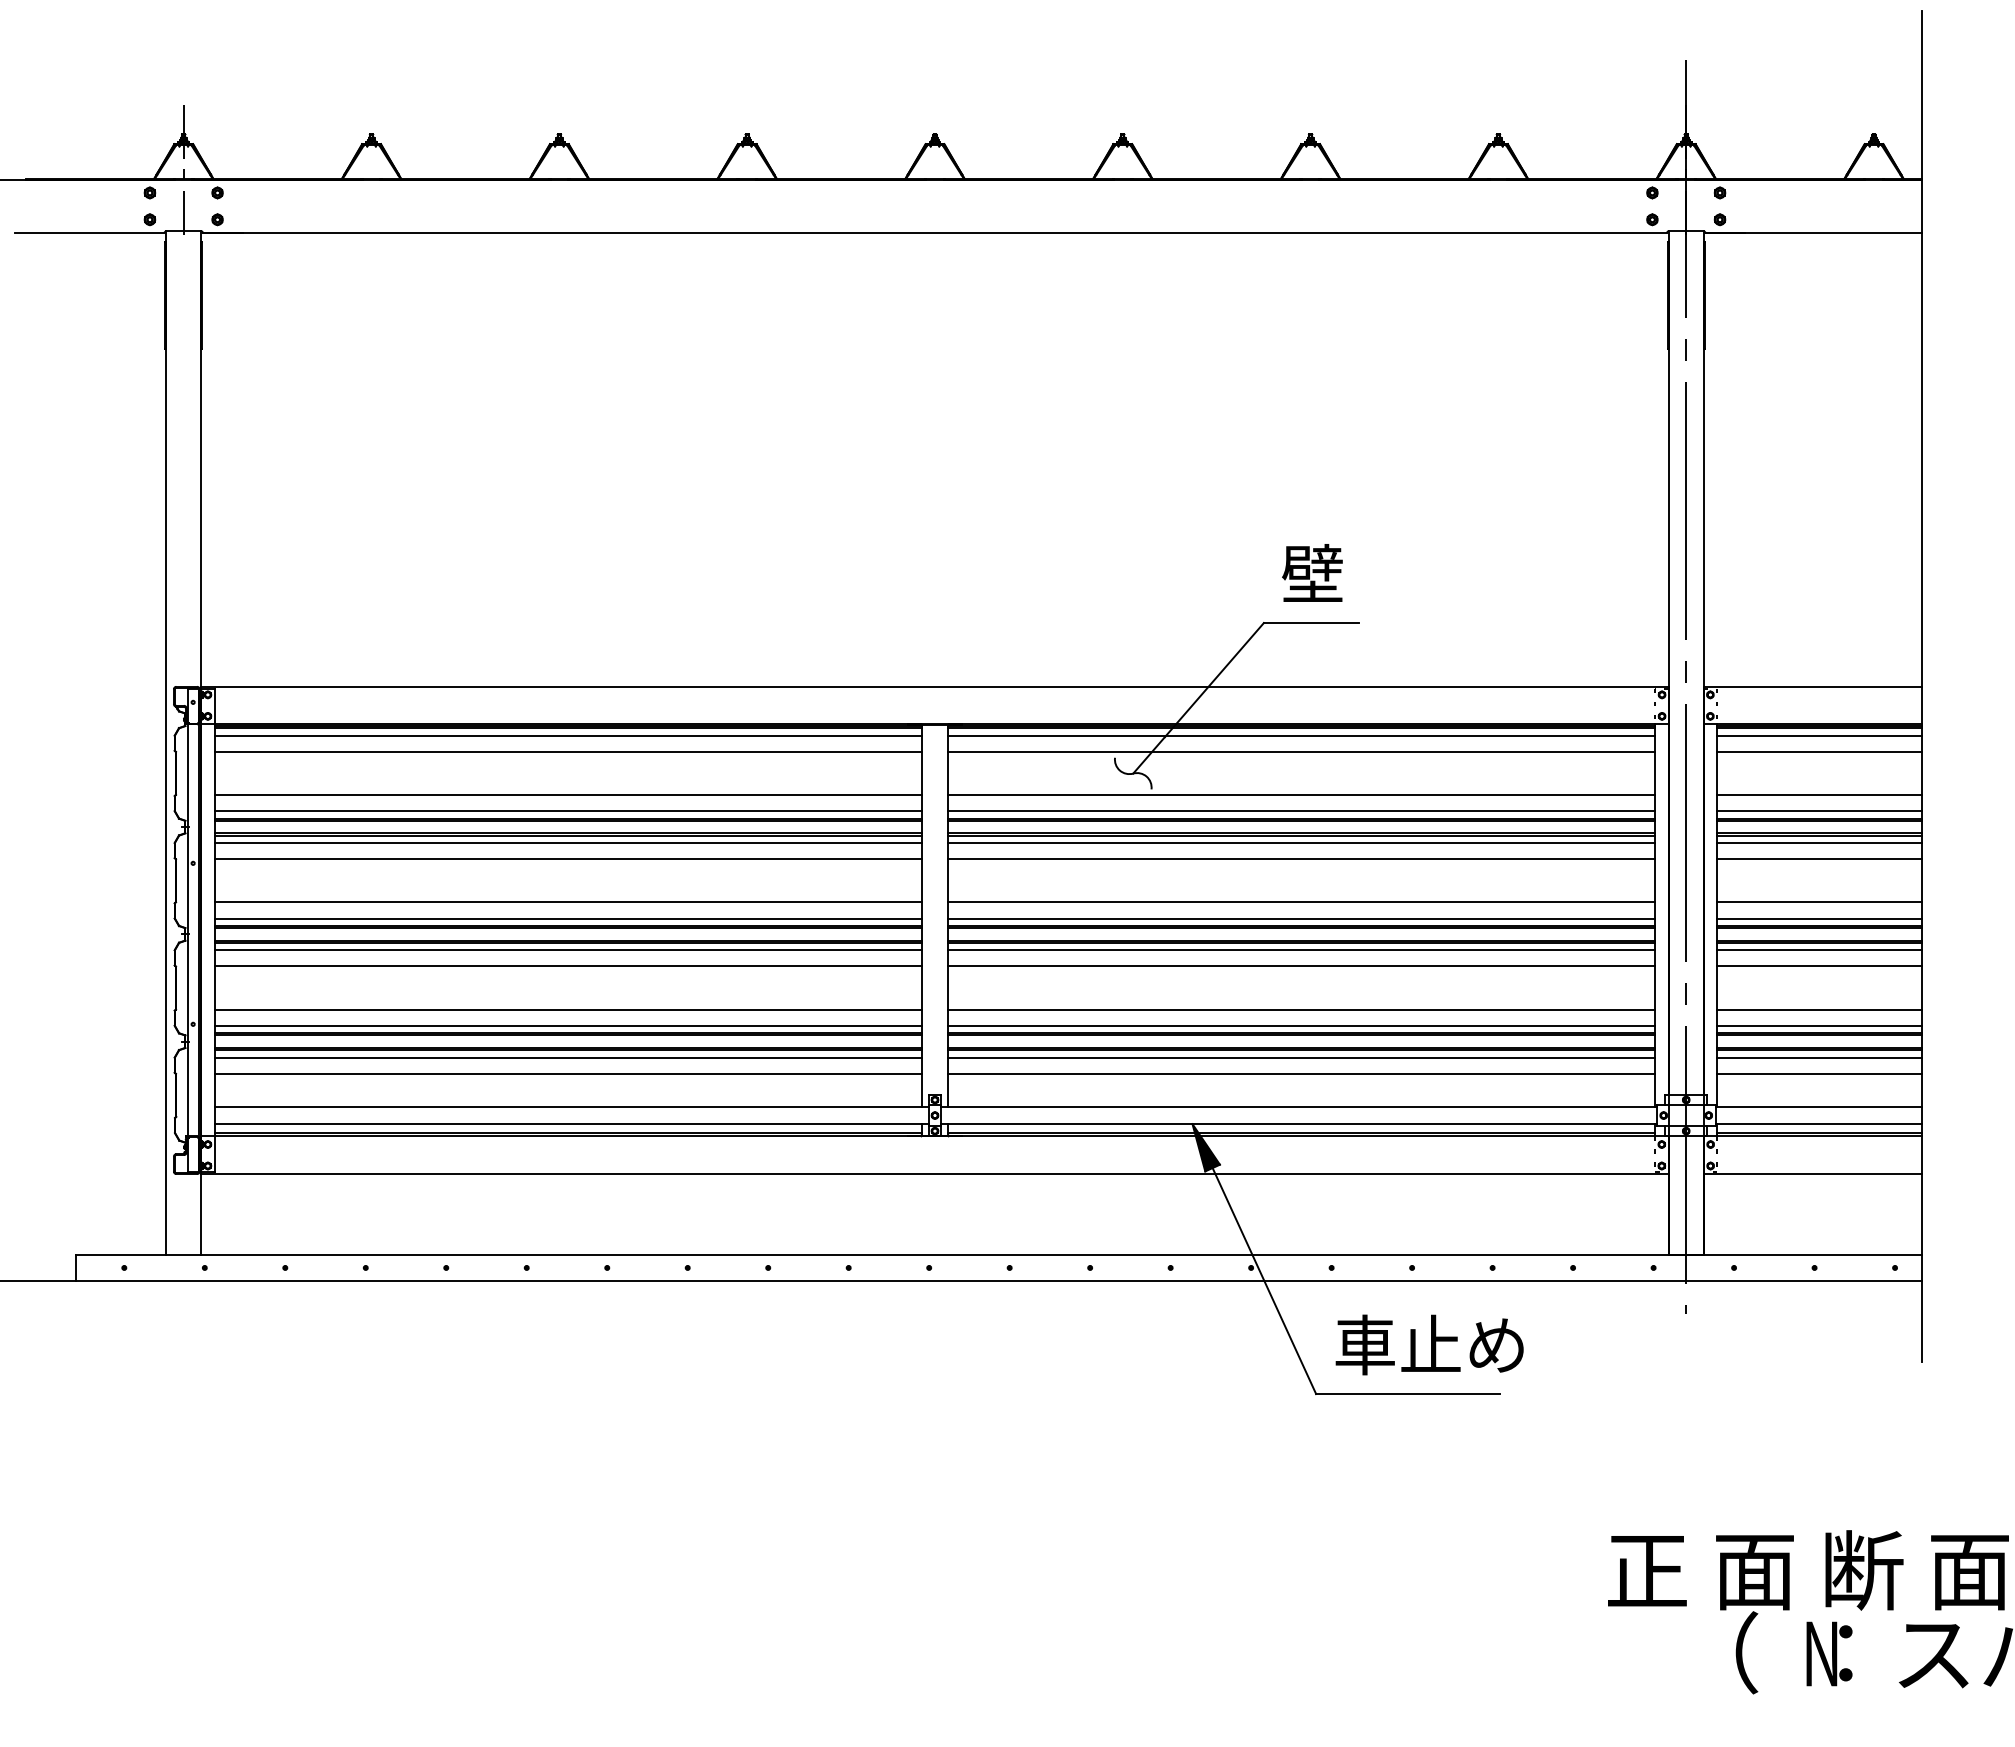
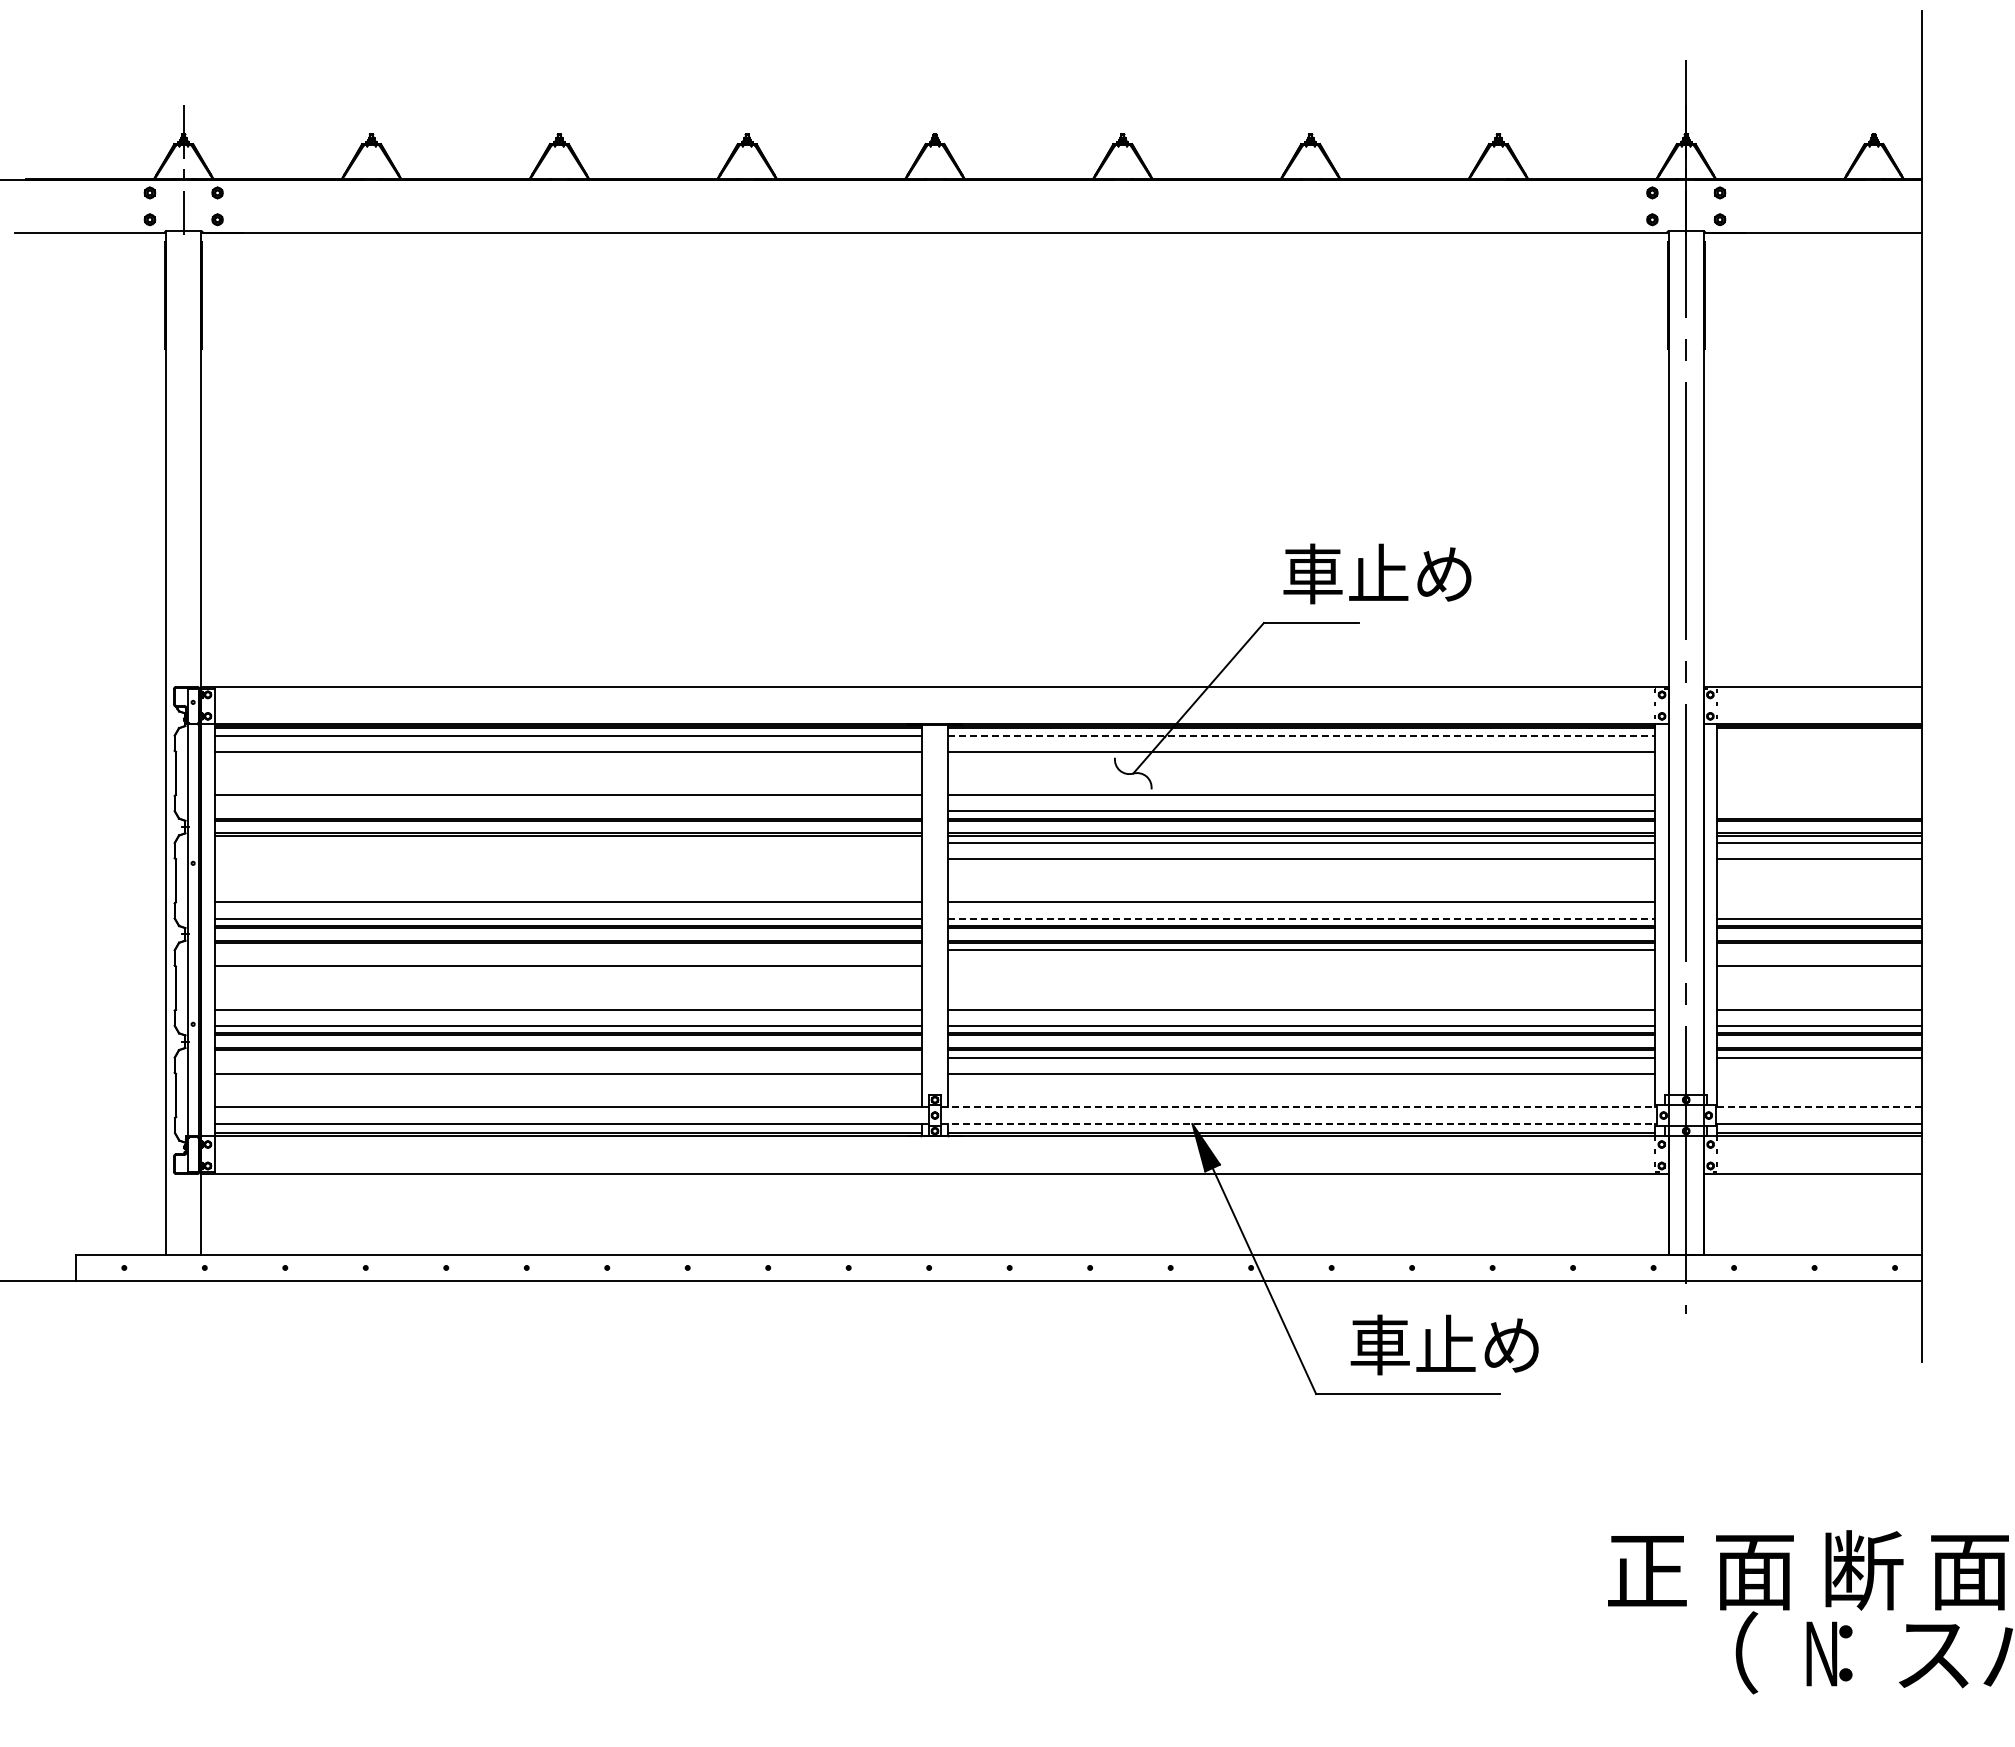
text: 壁 -> 車止め (1376, 573)
line: solid -> dashed (1302, 735)
line: present -> none (1819, 735)
line: present -> none (1819, 751)
line: present -> none (1819, 795)
line: present -> none (567, 811)
line: present -> none (1819, 811)
line: present -> none (567, 842)
line: present -> none (567, 859)
line: present -> none (1819, 902)
line: solid -> dashed (1302, 918)
line: present -> none (567, 950)
line: present -> none (1819, 950)
line: present -> none (1301, 966)
line: present -> none (567, 1057)
line: present -> none (1819, 1073)
line: solid -> dashed (1299, 1106)
line: solid -> dashed (1818, 1106)
line: solid -> dashed (1299, 1124)
text position: (1429, 1344) -> (1444, 1344) (1444, 1344)
